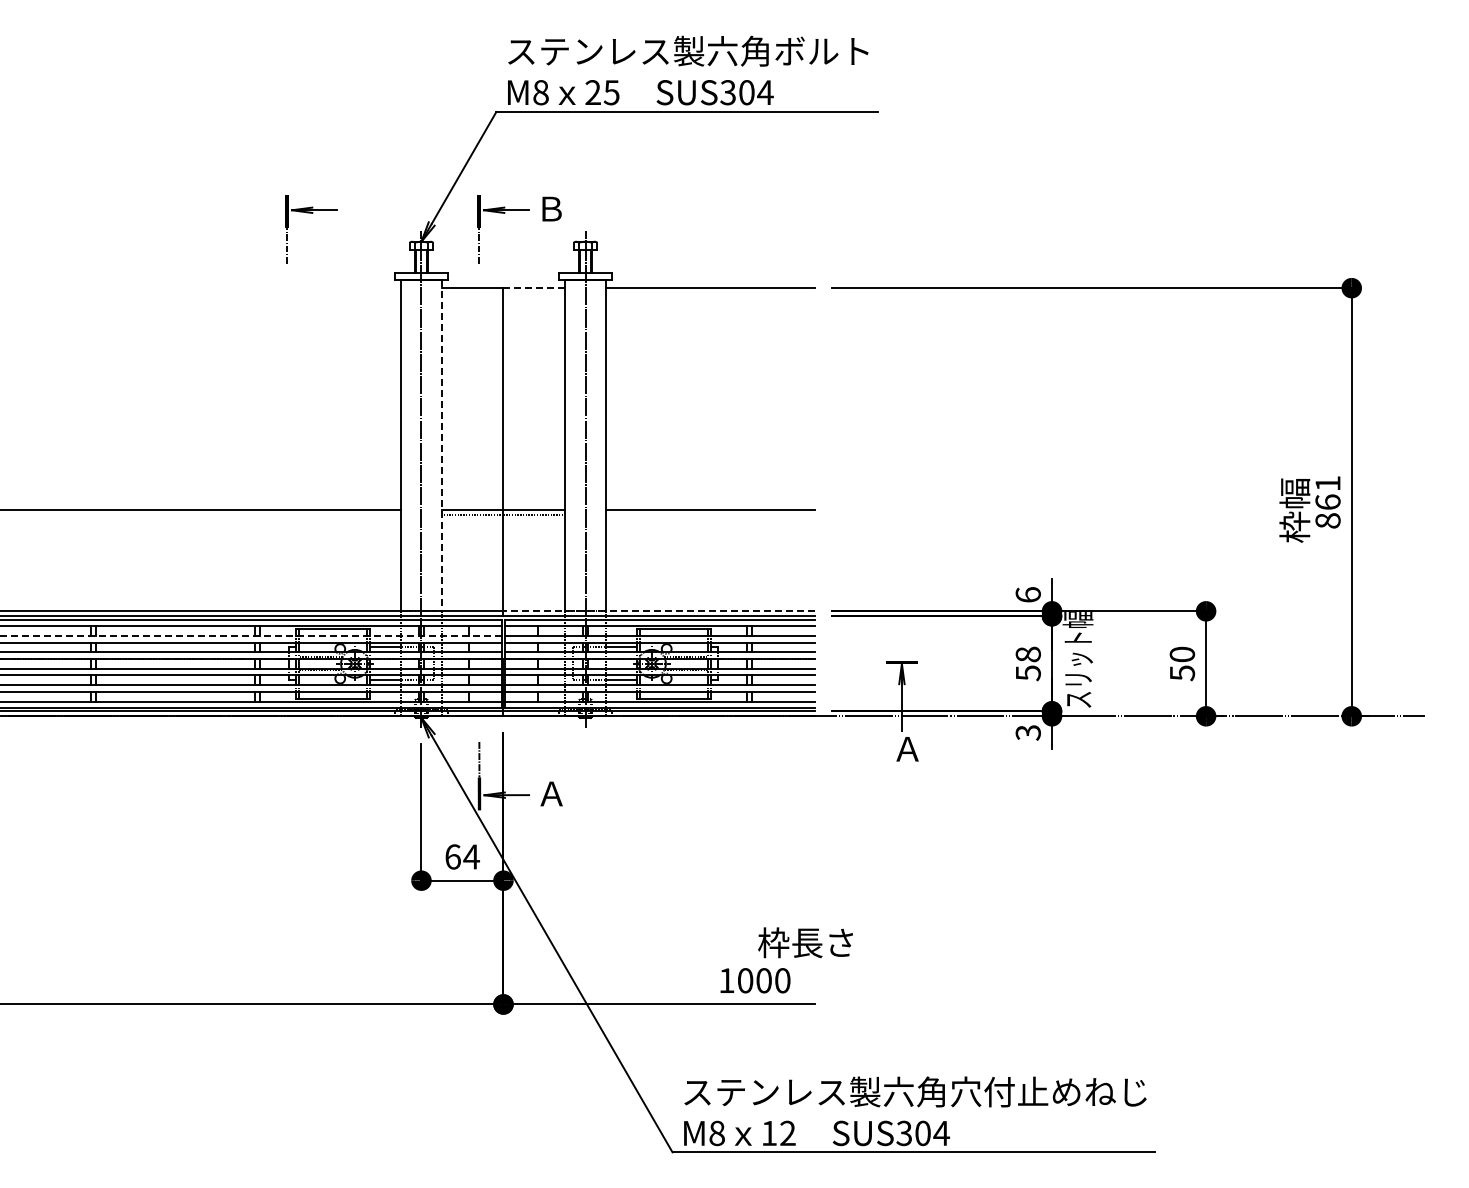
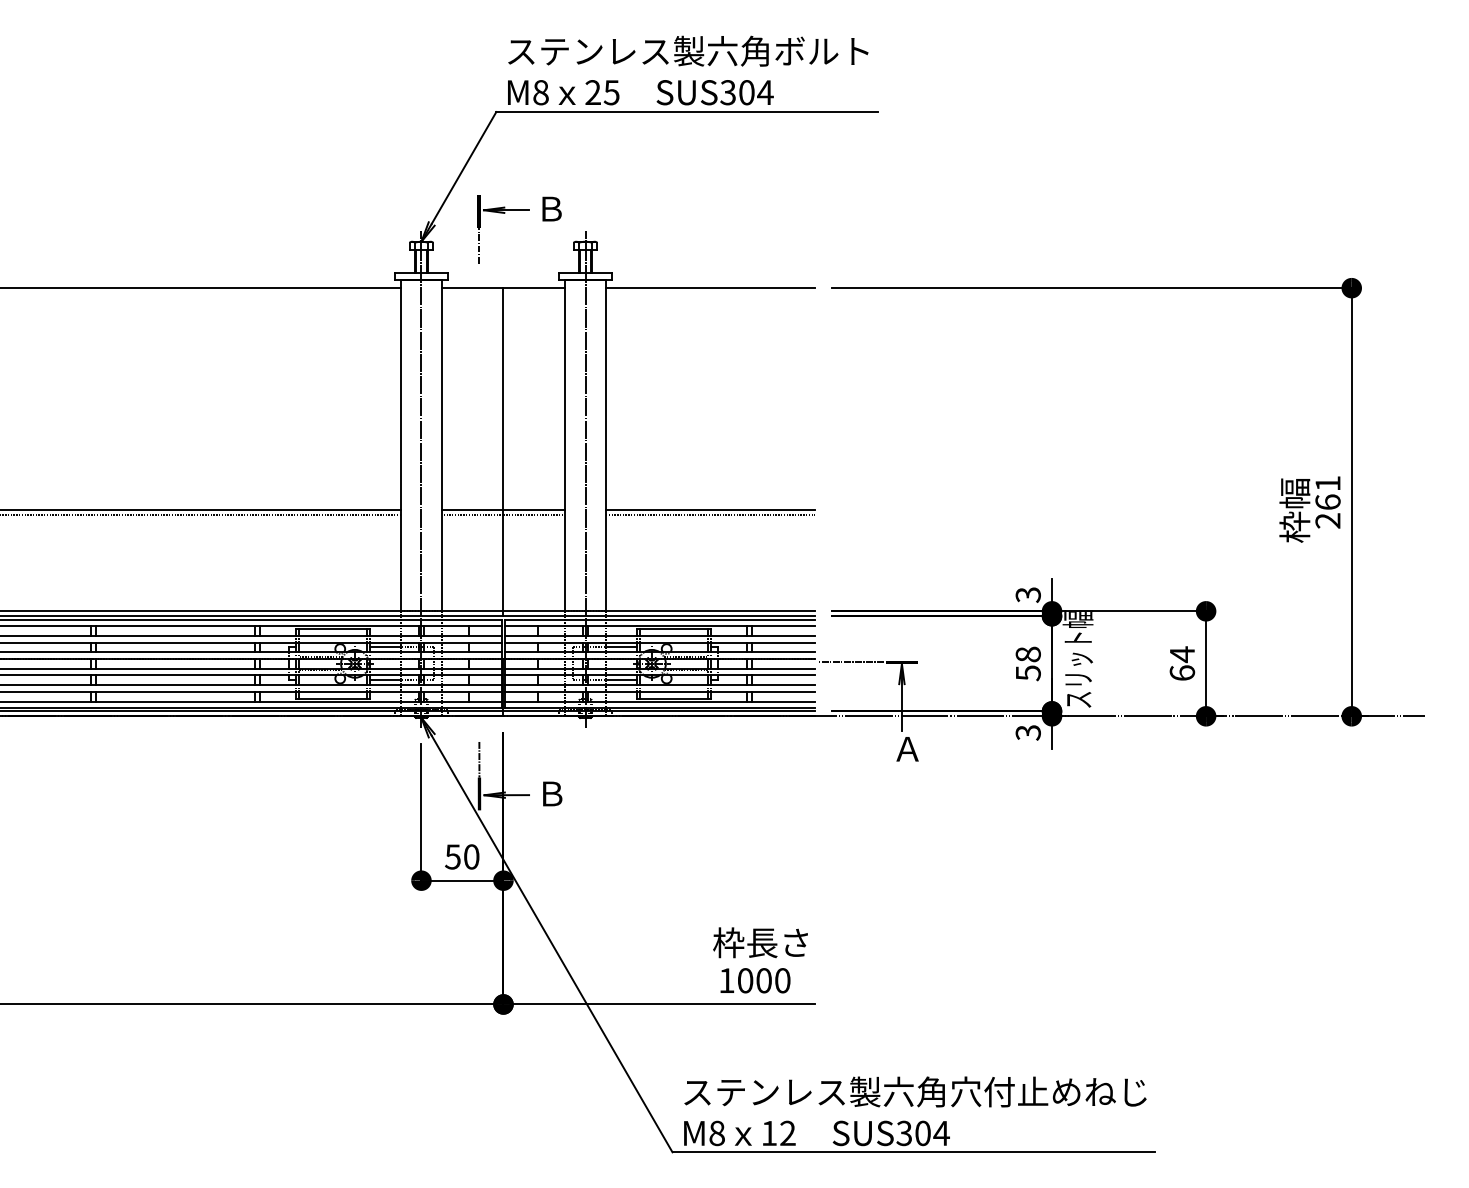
part: present -> none (311, 213)
line: none -> present (201, 288)
line: dashed -> solid (534, 288)
line: dashed -> solid (441, 445)
line: none -> present (201, 514)
line: none -> present (710, 514)
text: 861 -> 261 (1327, 520)
text: 6 -> 3 (1027, 594)
line: dashed -> solid (659, 611)
line: dashed -> solid (250, 635)
line: none -> present (851, 662)
text: 50 -> 64 (1182, 663)
text: Ａ -> Ｂ (551, 793)
text: 64 -> 50 (462, 856)
text position: (805, 942) -> (760, 942) (760, 942)
